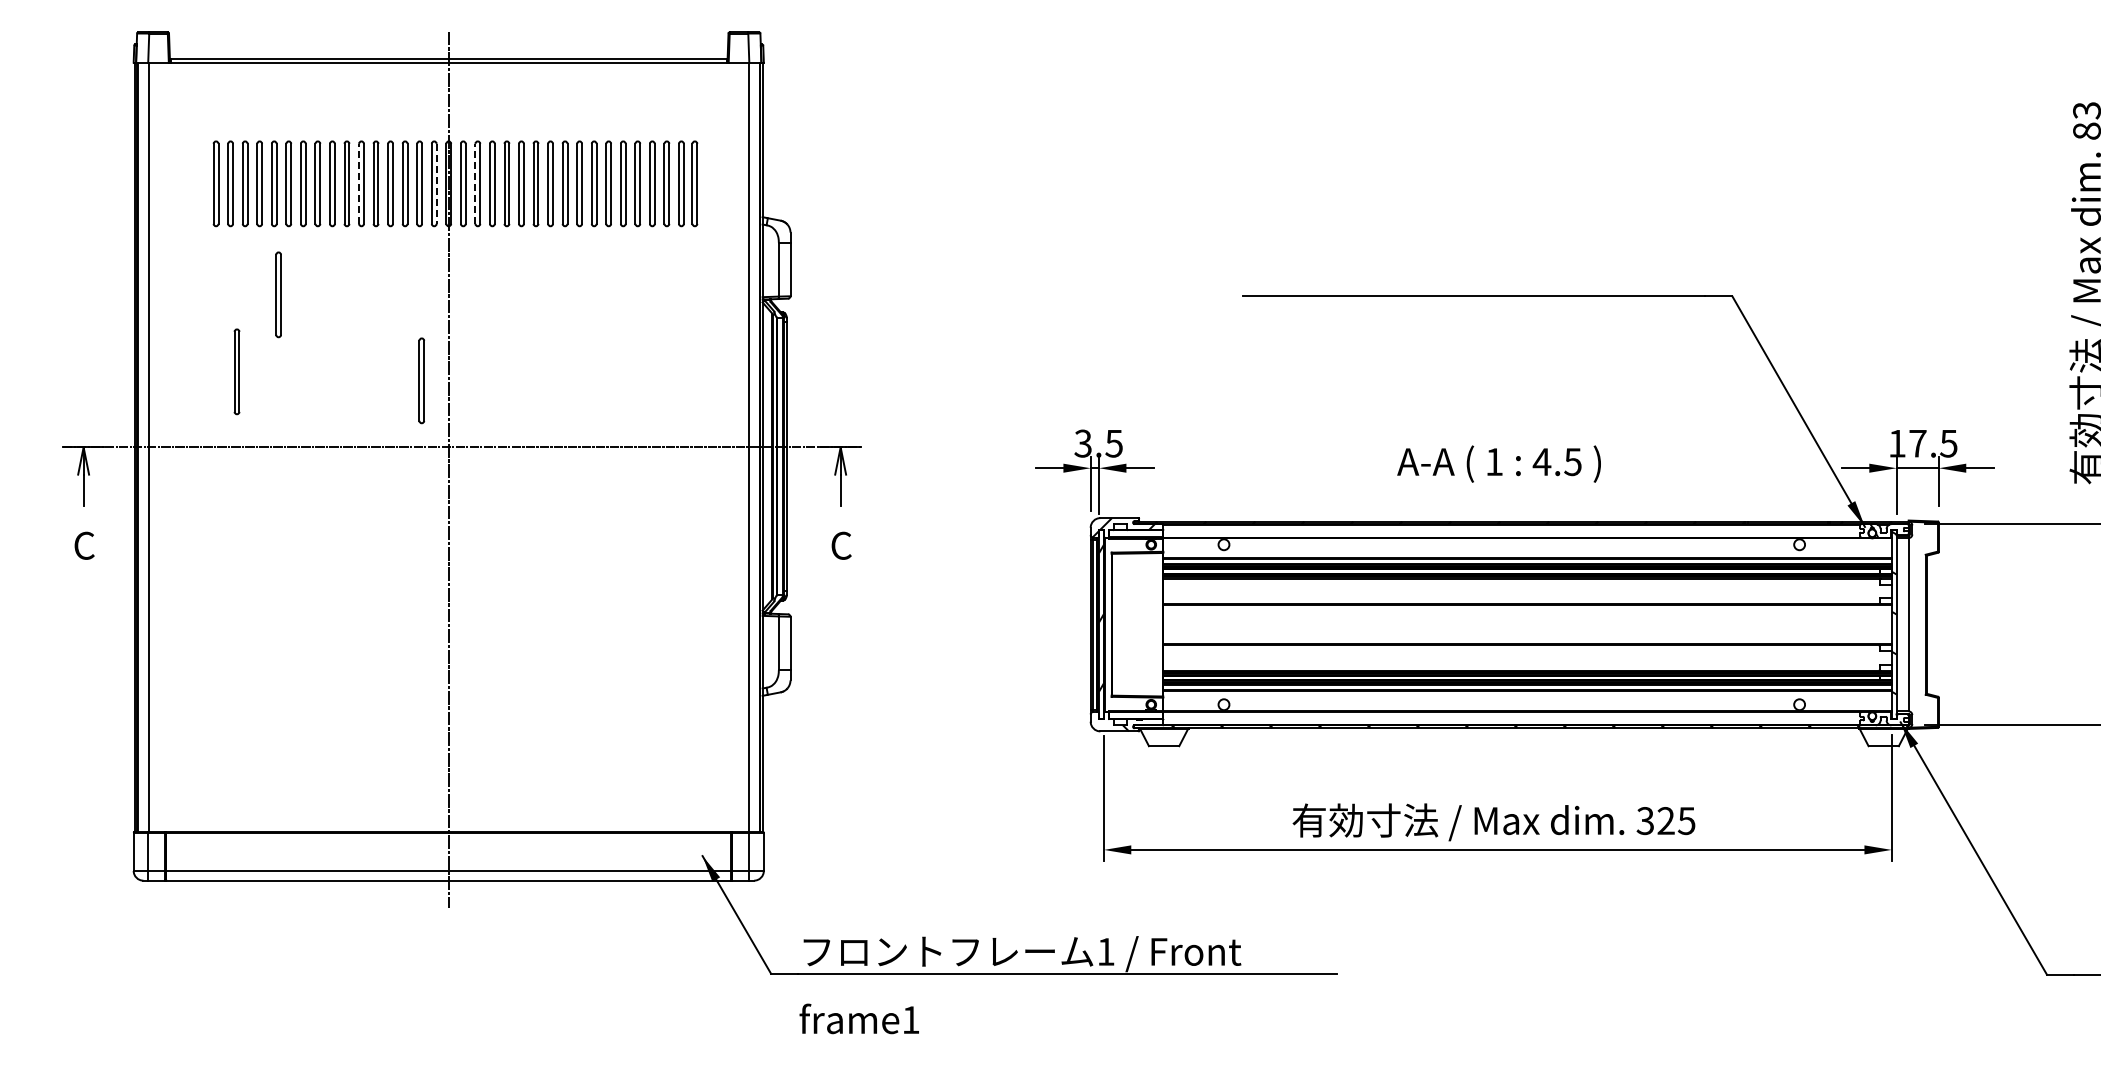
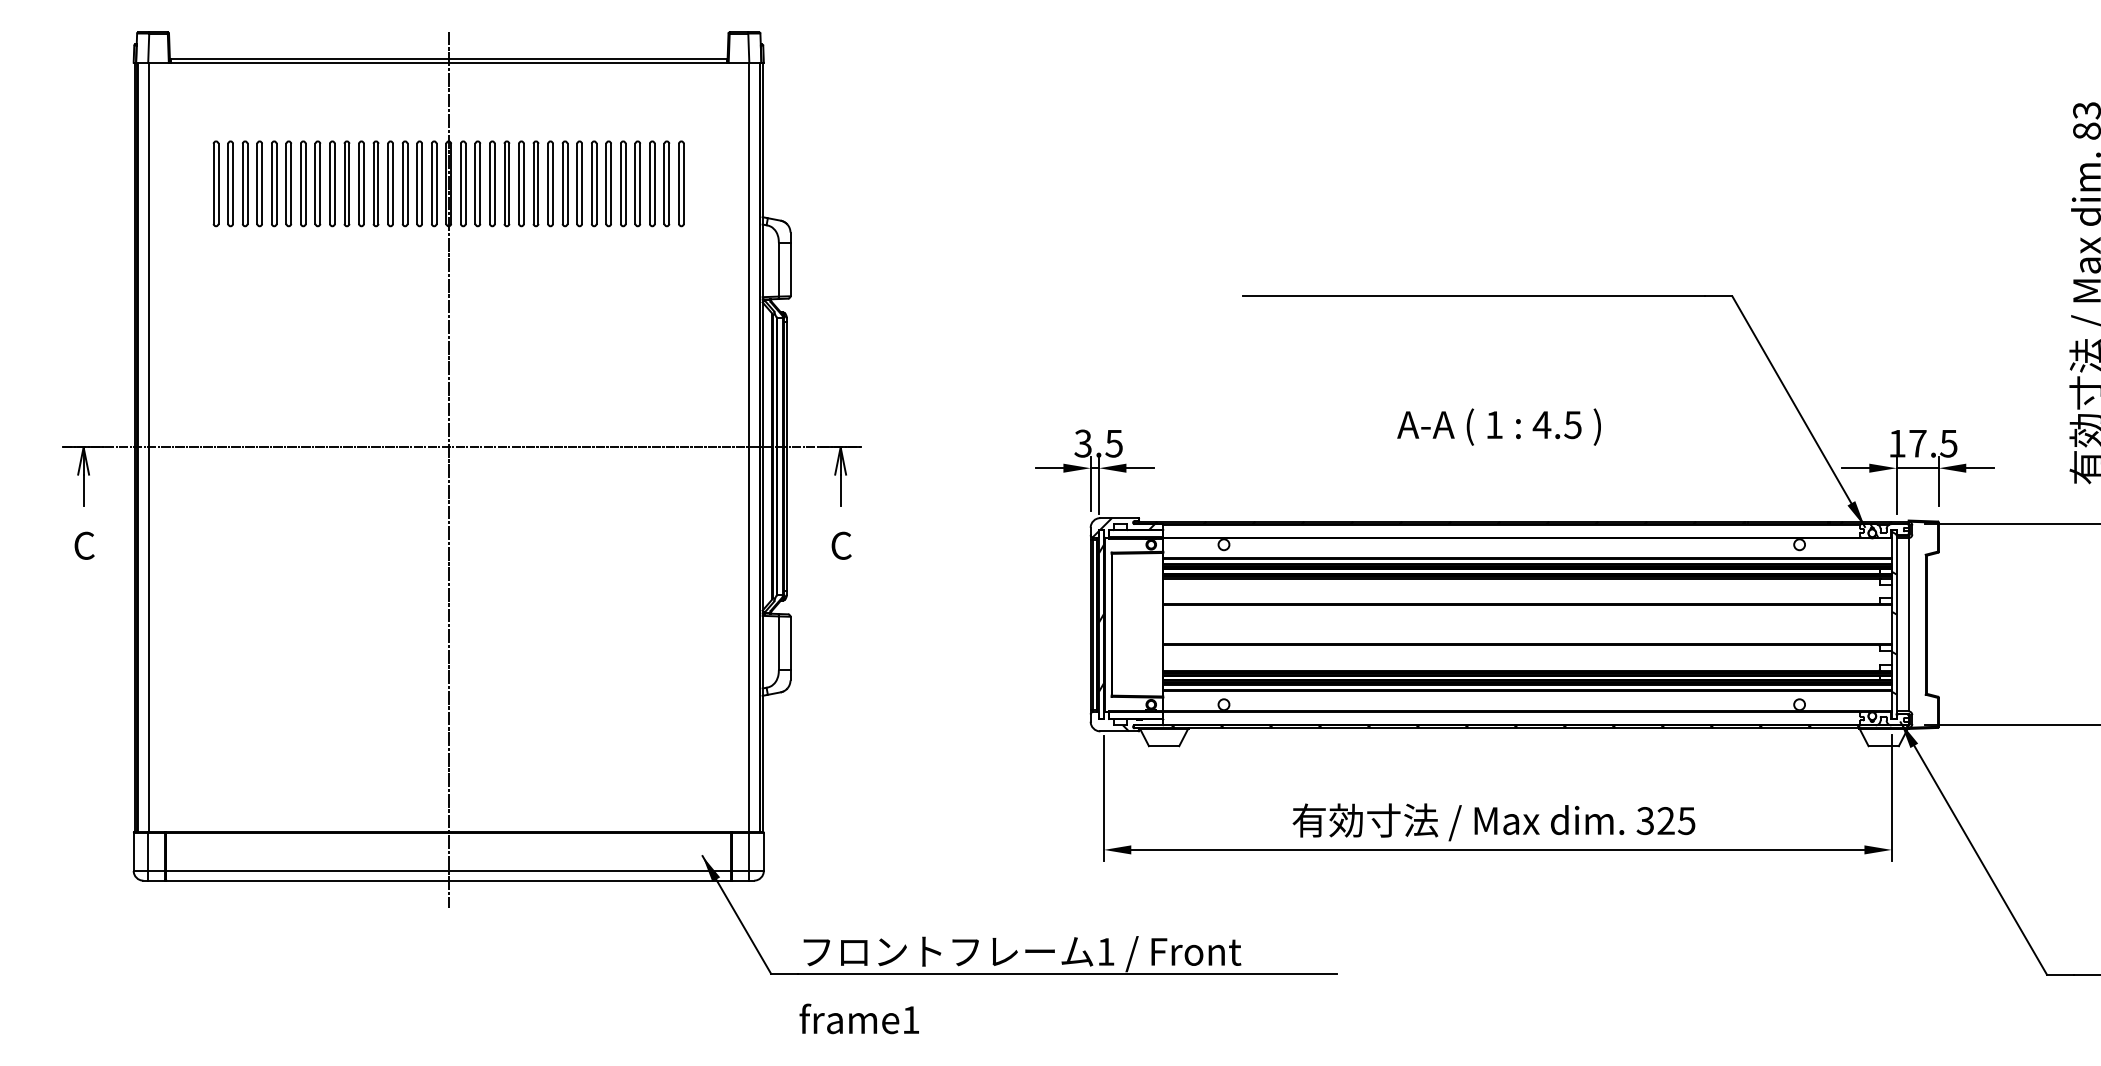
line: dashed -> solid (359, 183)
line: dashed -> solid (436, 183)
line: dashed -> solid (475, 183)
part: present -> none (694, 183)
part: present -> none (278, 294)
part: present -> none (236, 371)
part: present -> none (421, 380)
text position: (1498, 463) -> (1498, 426) (1498, 426)
